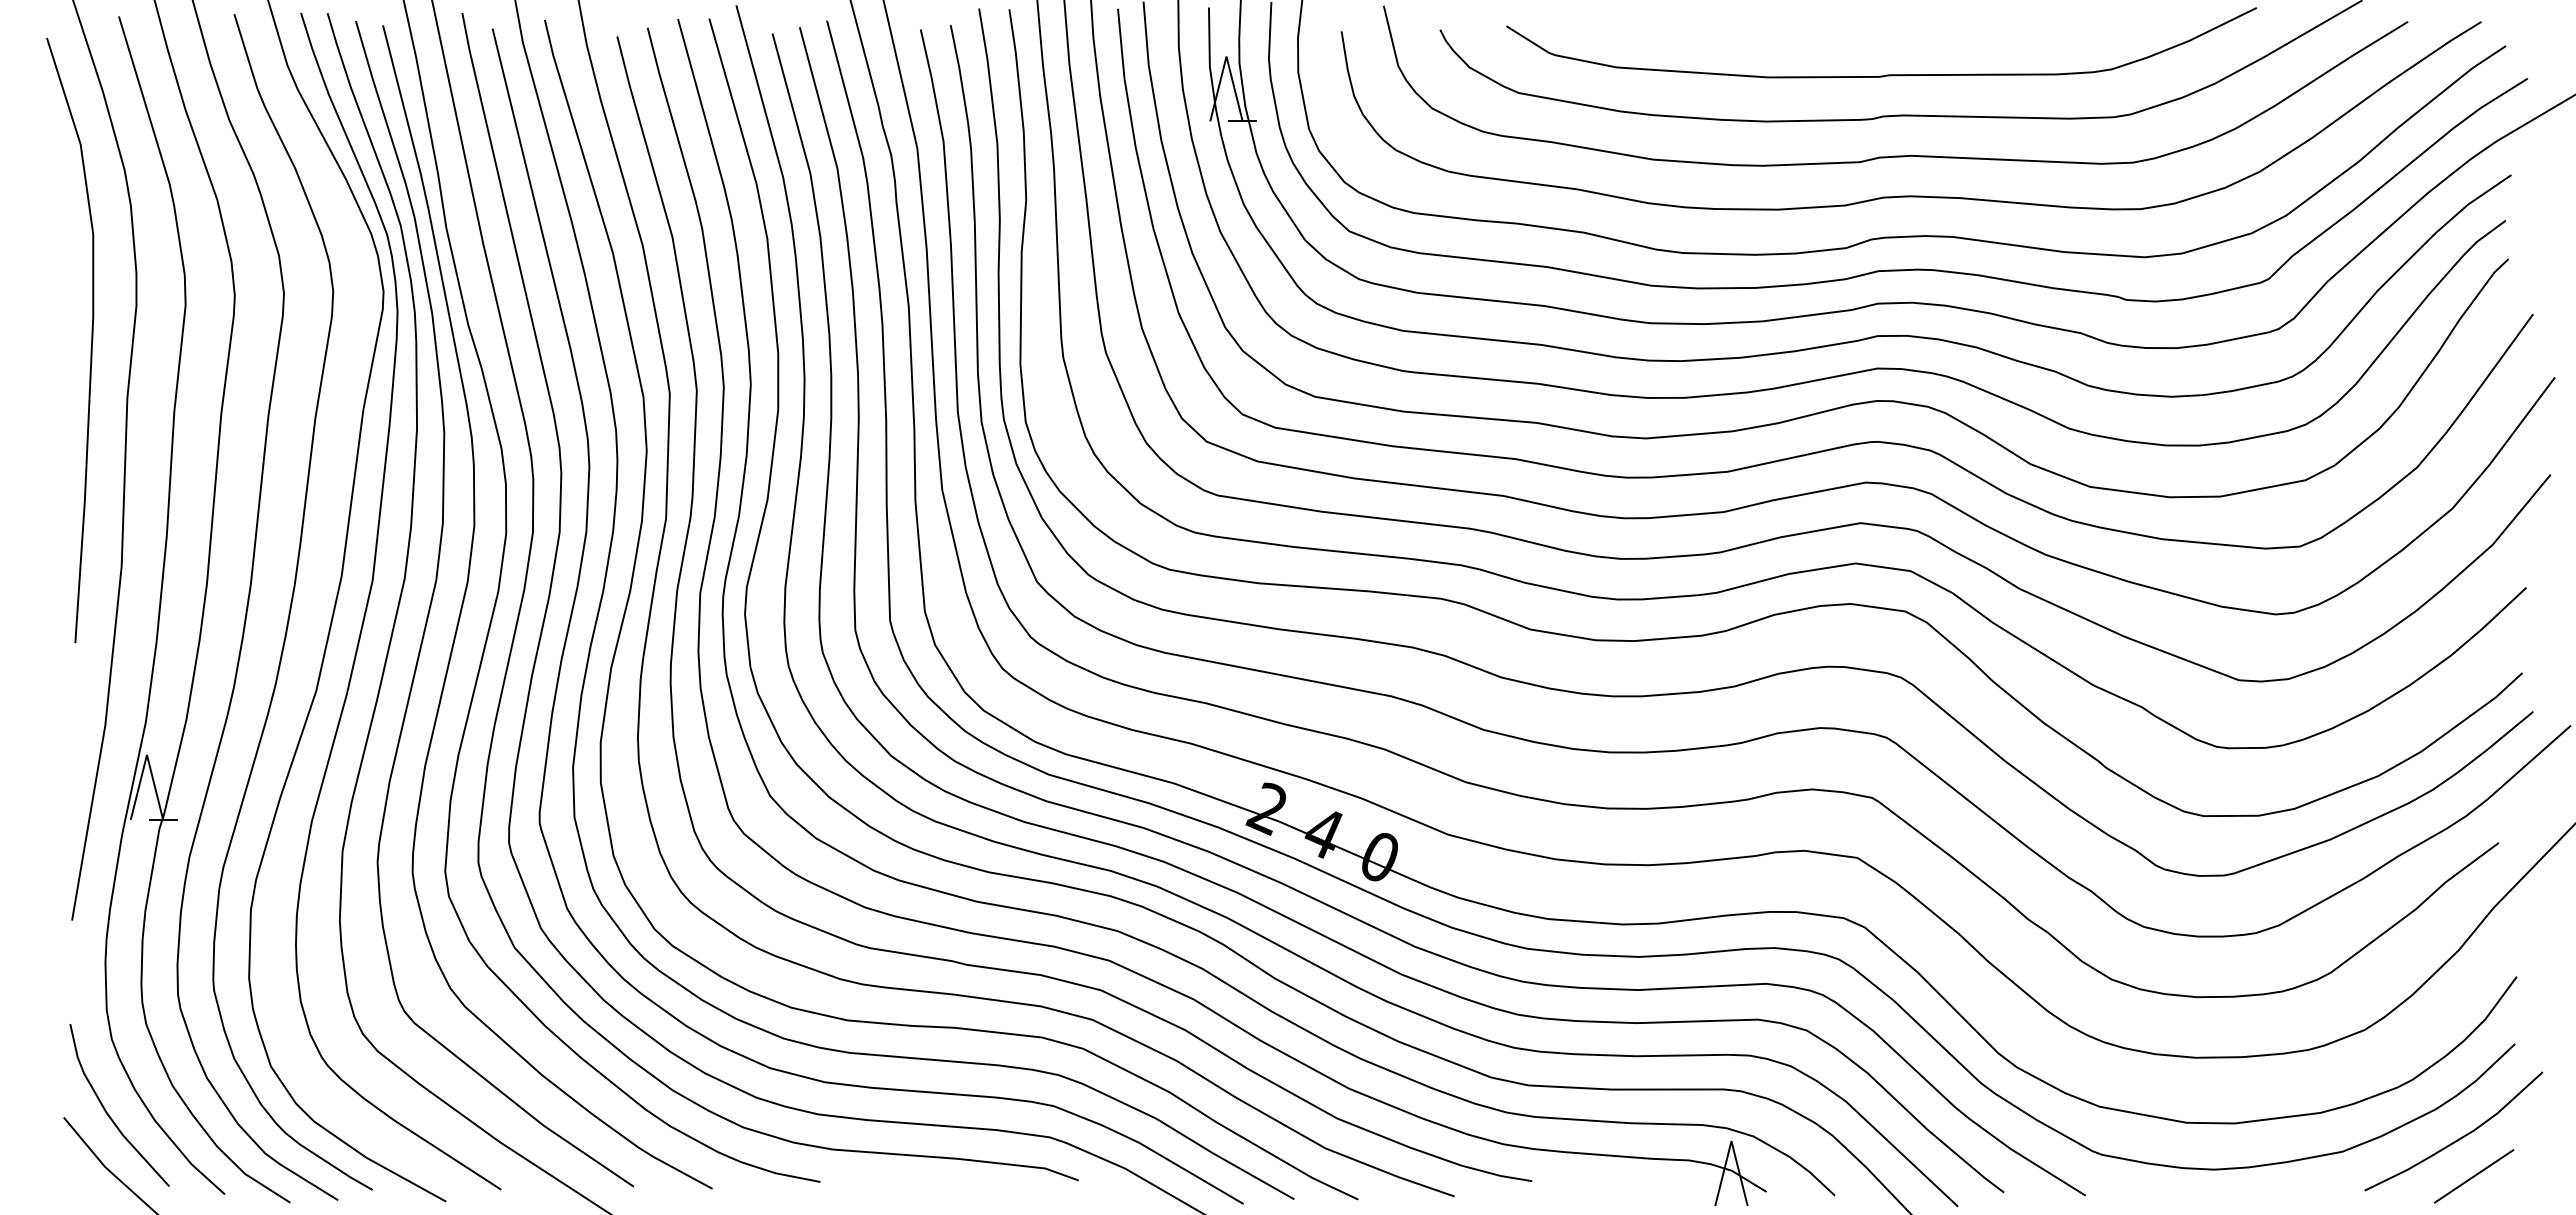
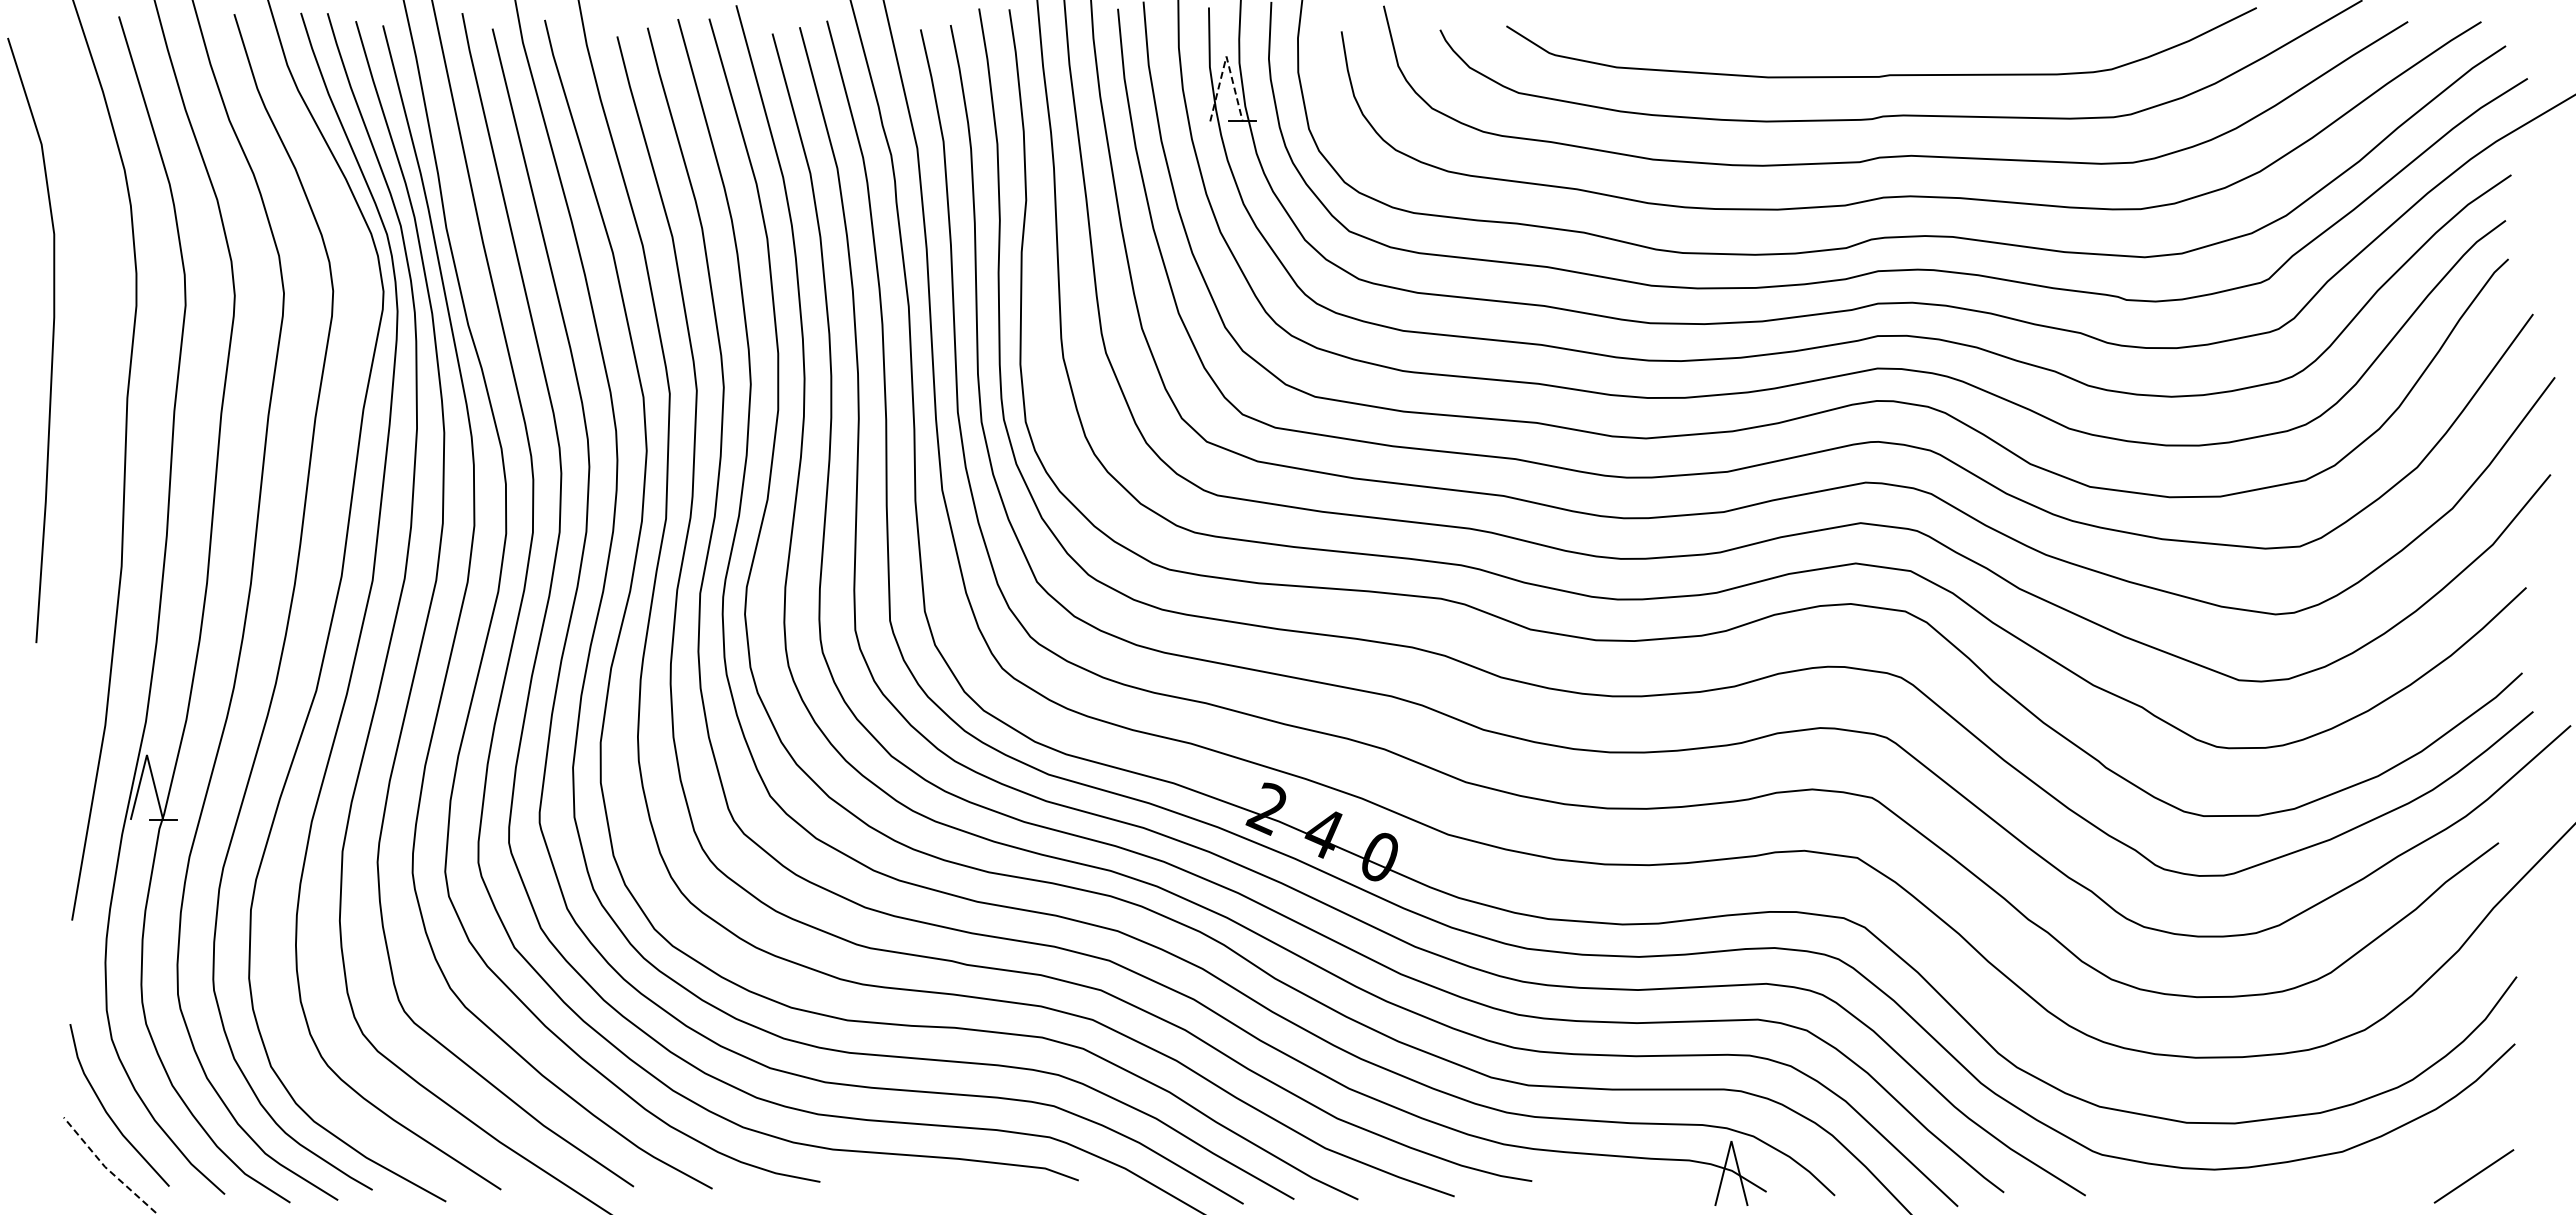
line: solid -> dashed (1226, 56)
curve position: (91, 340) -> (52, 340) (52, 340)
curve: present -> none (2458, 1138)
line: solid -> dashed (107, 1168)
